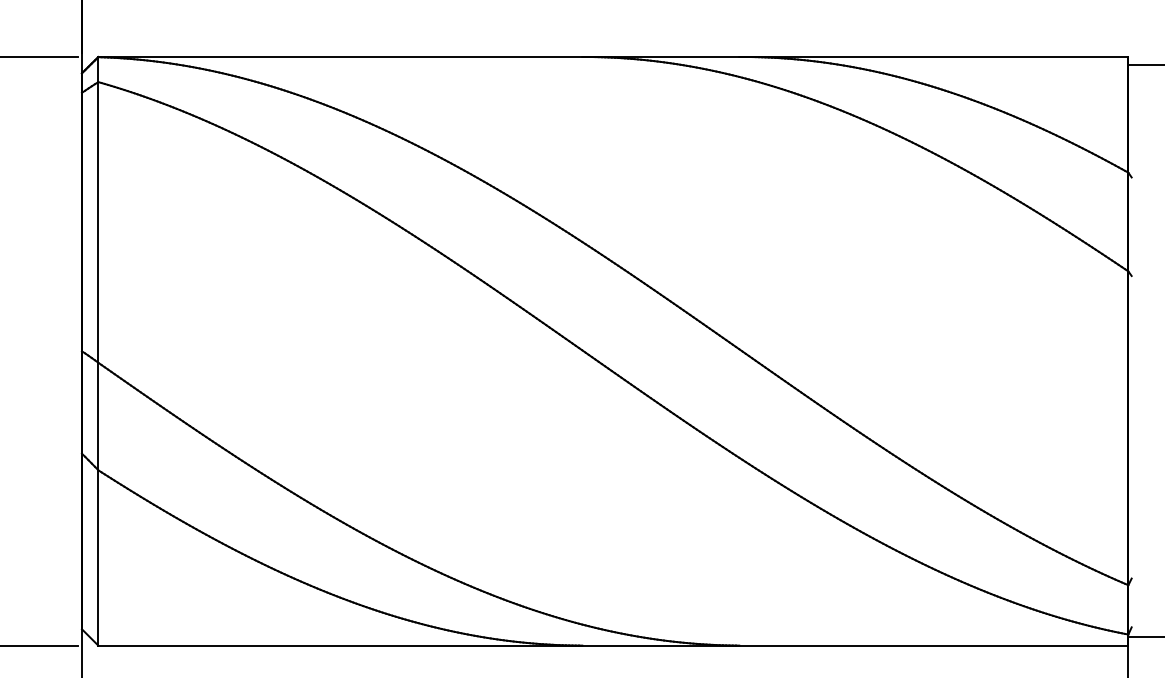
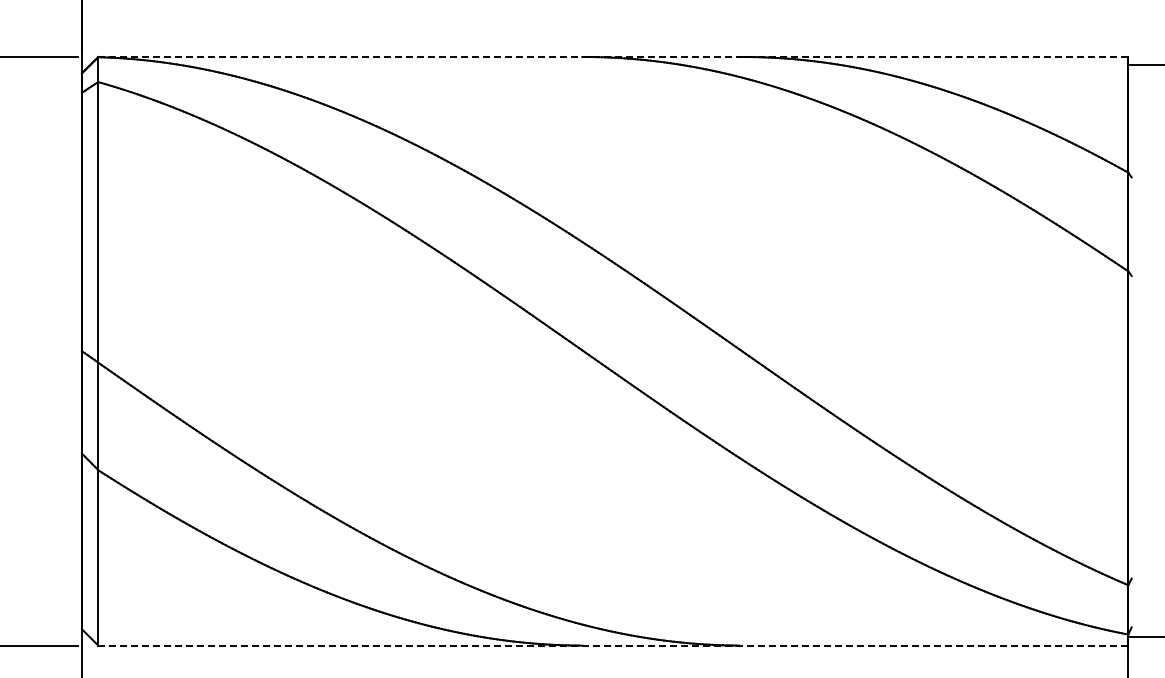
line: solid -> dashed (613, 56)
line: solid -> dashed (613, 645)
